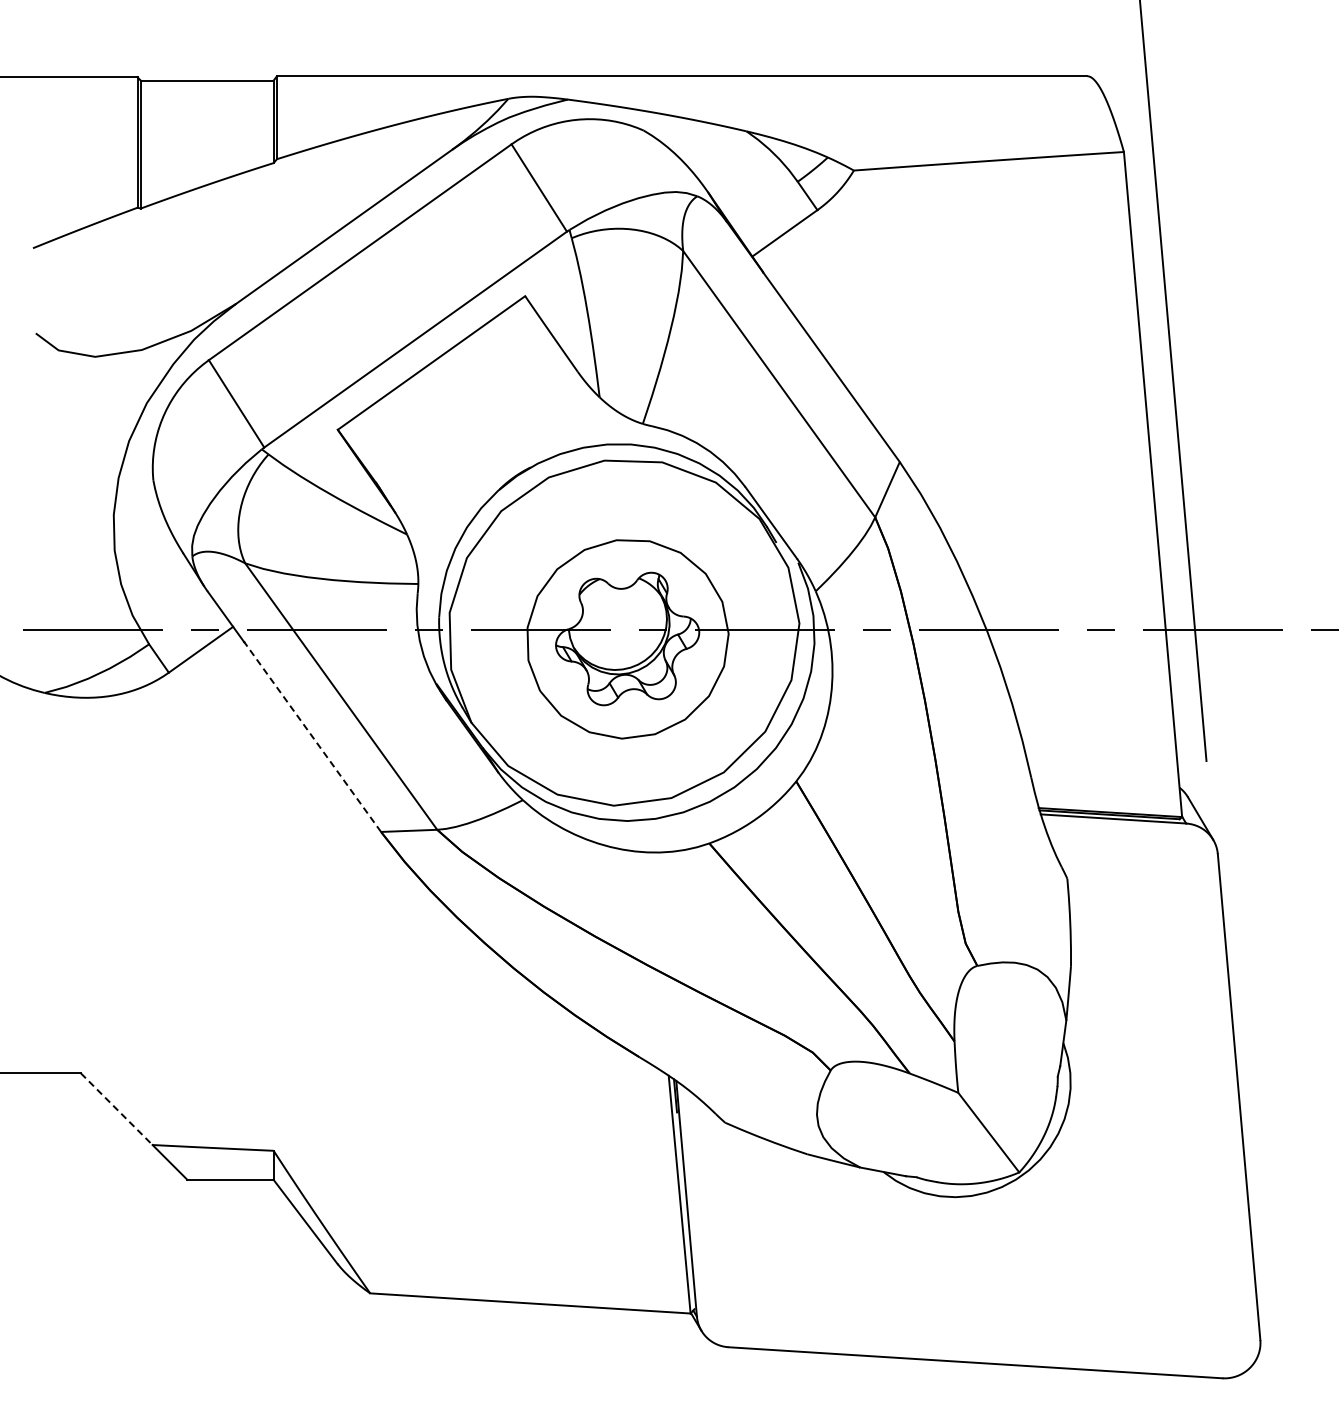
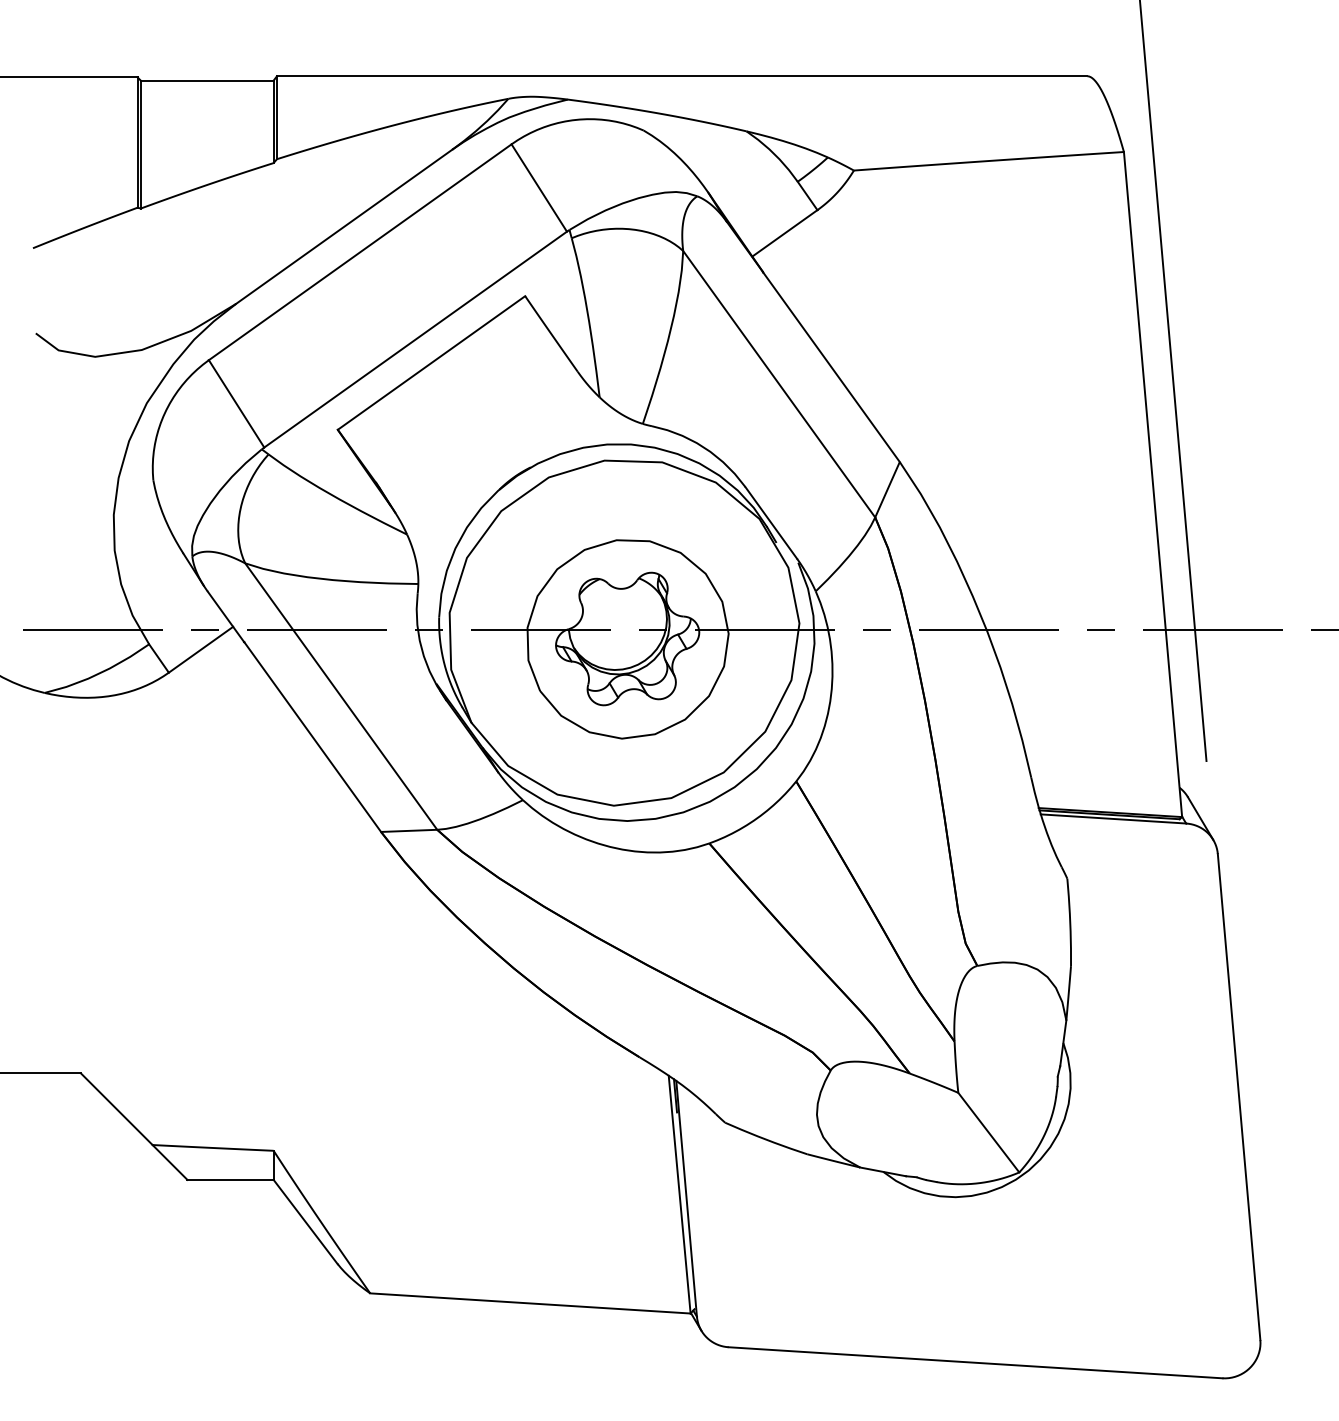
line: dashed -> solid (312, 737)
line: dashed -> solid (116, 1109)
